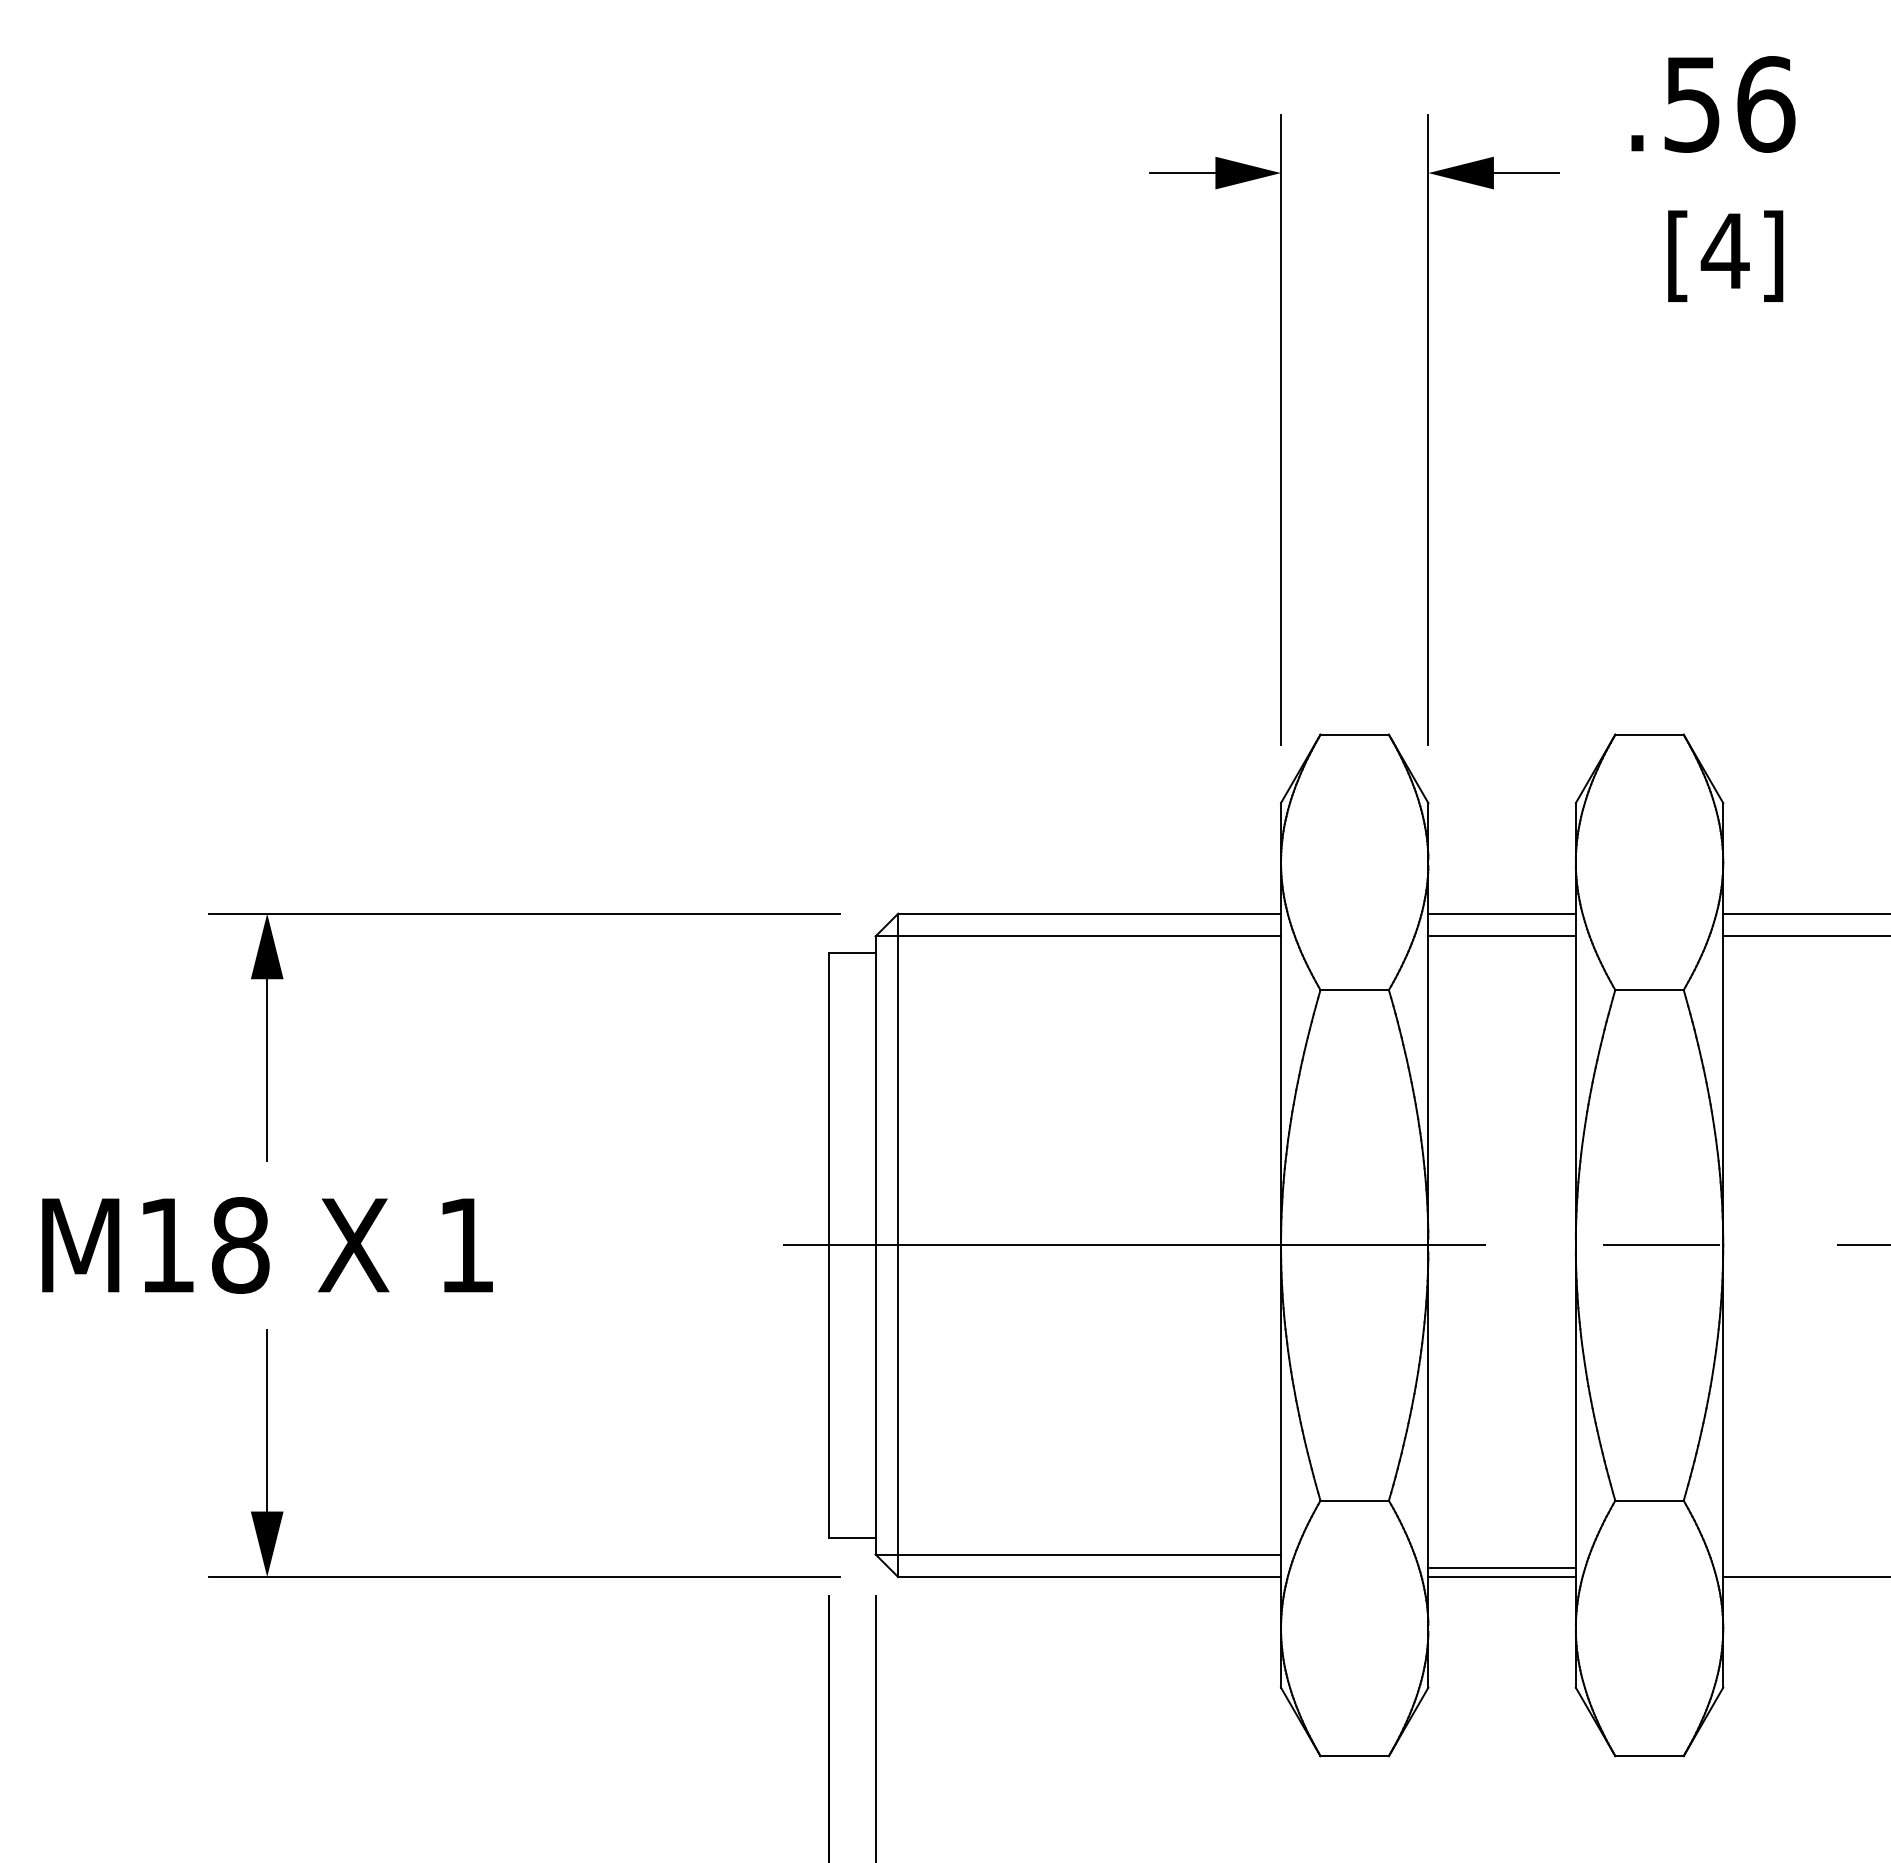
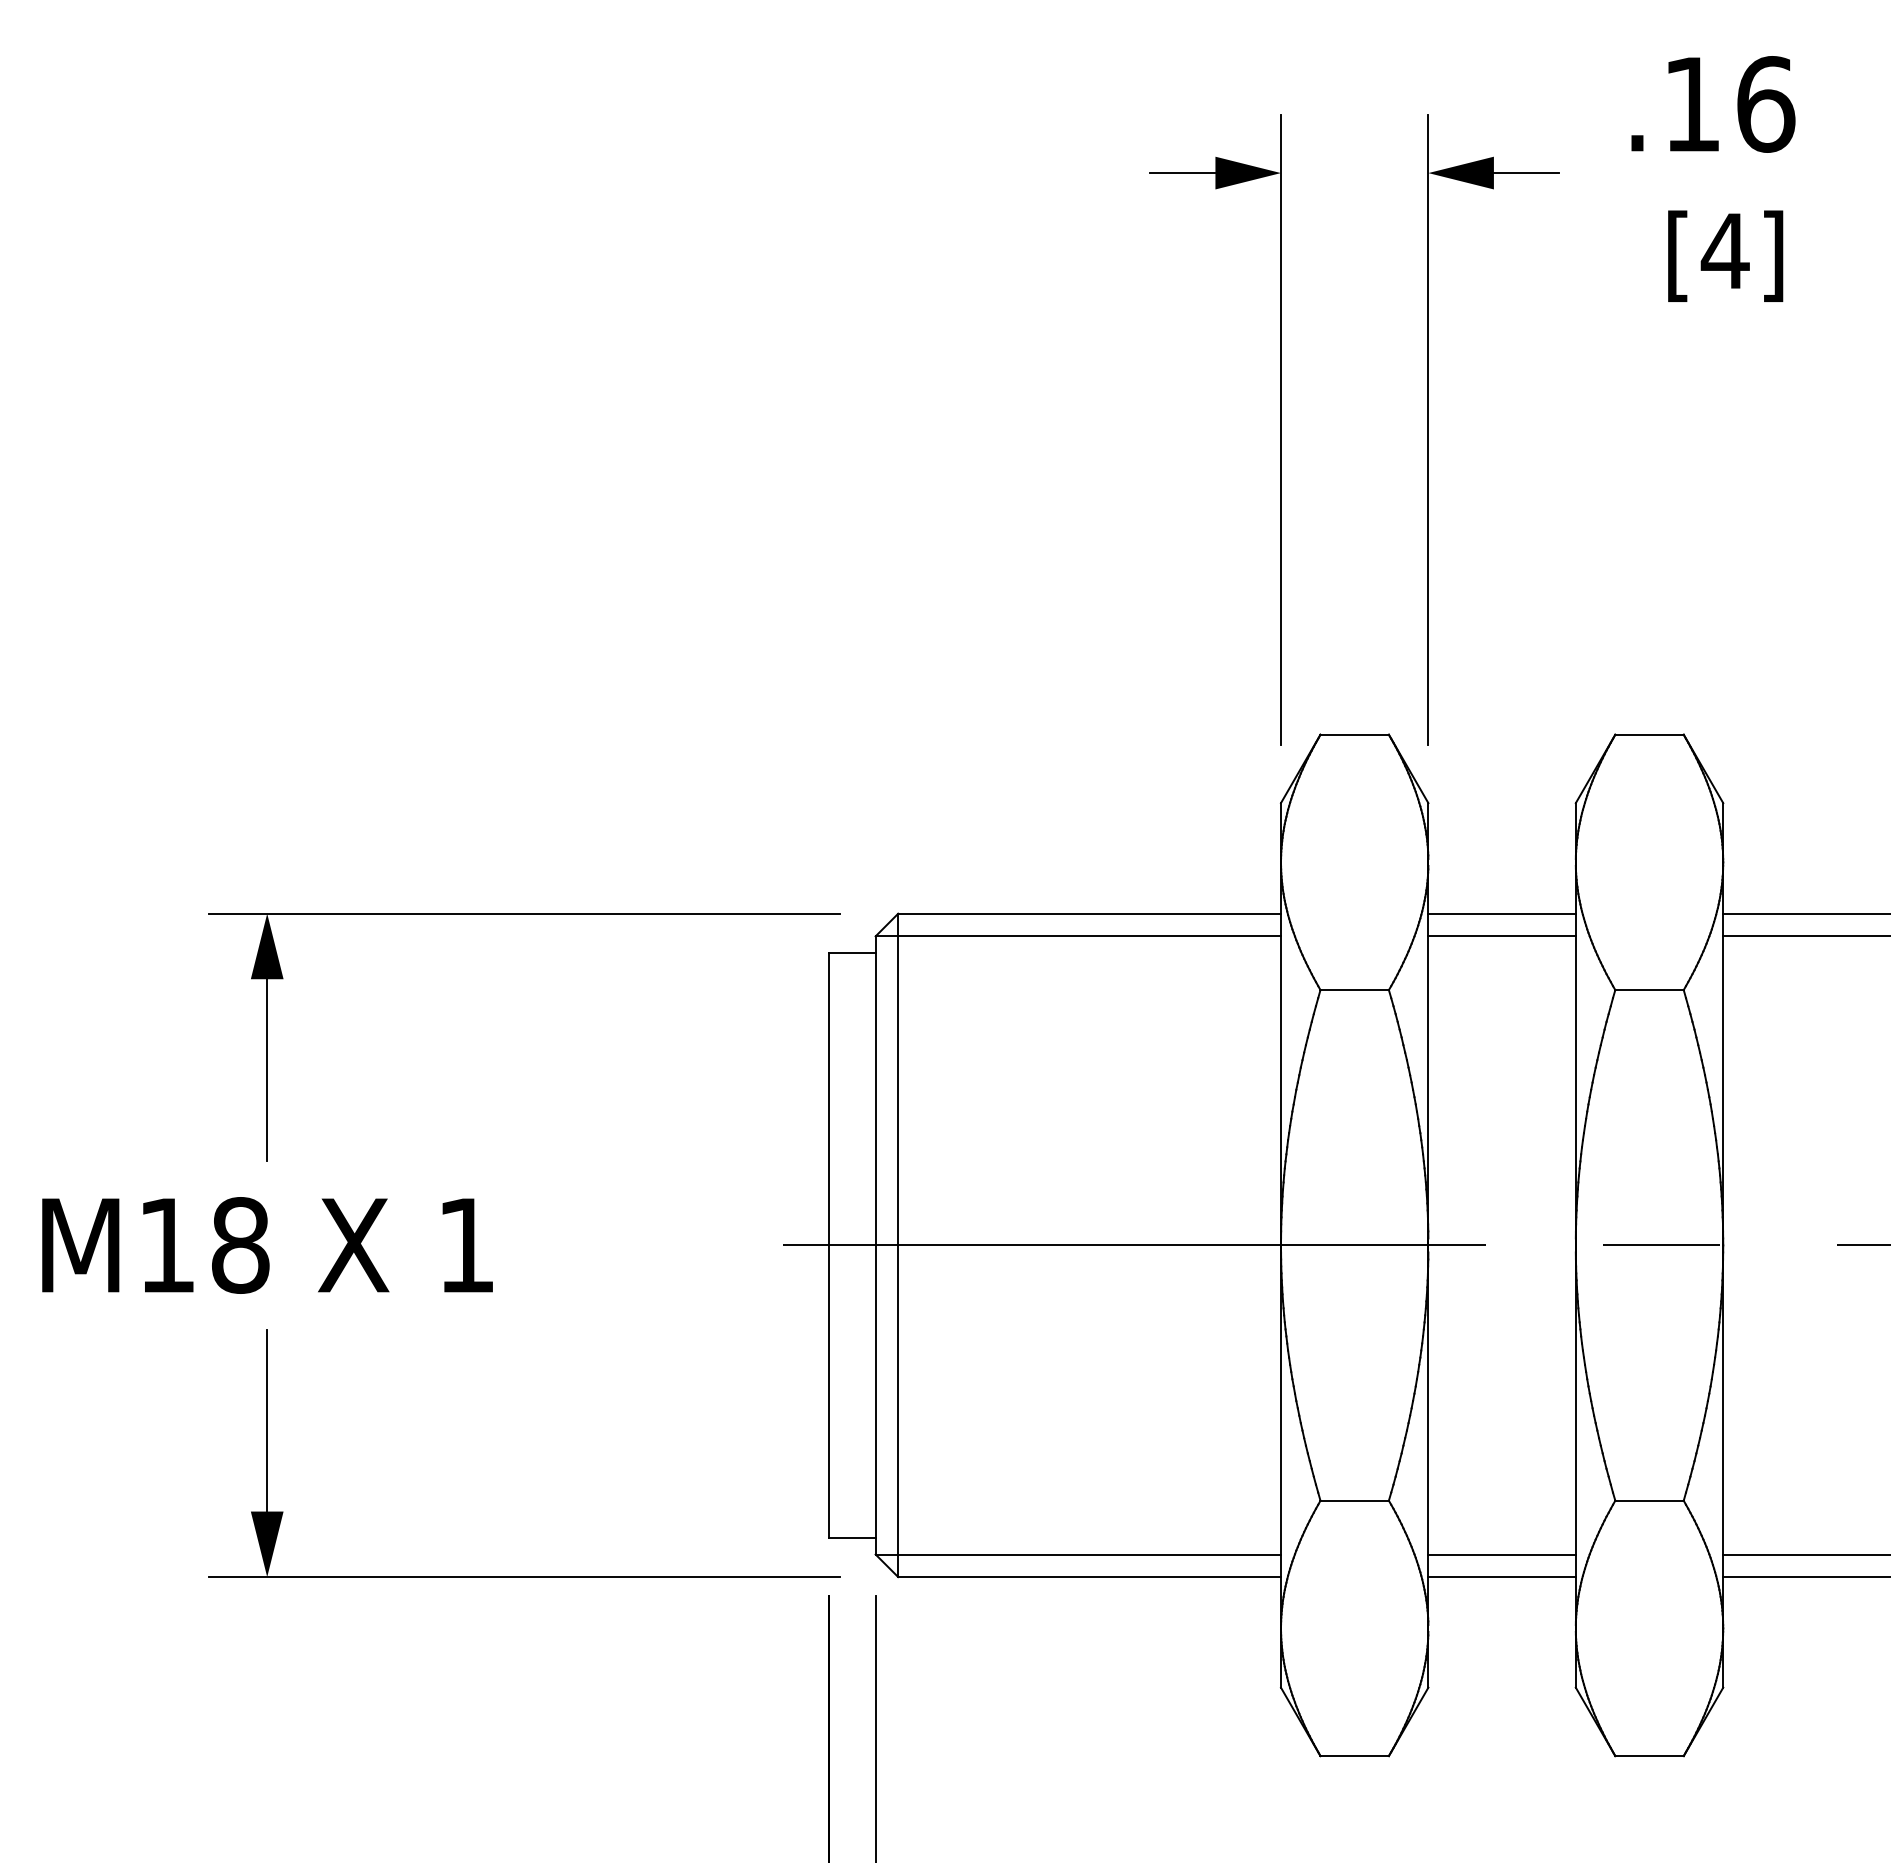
text: .56 -> .16 (1691, 104)
line: none -> present (1805, 1554)
line position: (1501, 1567) -> (1501, 1554) (1501, 1554)
